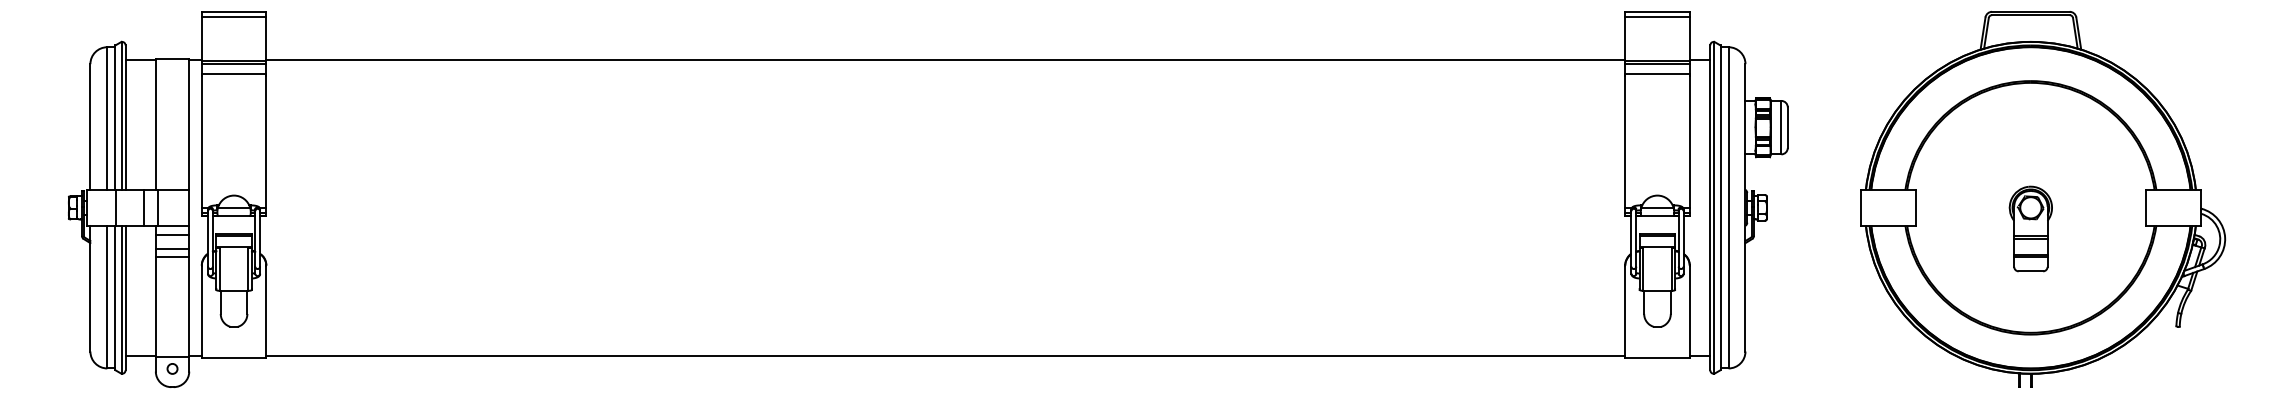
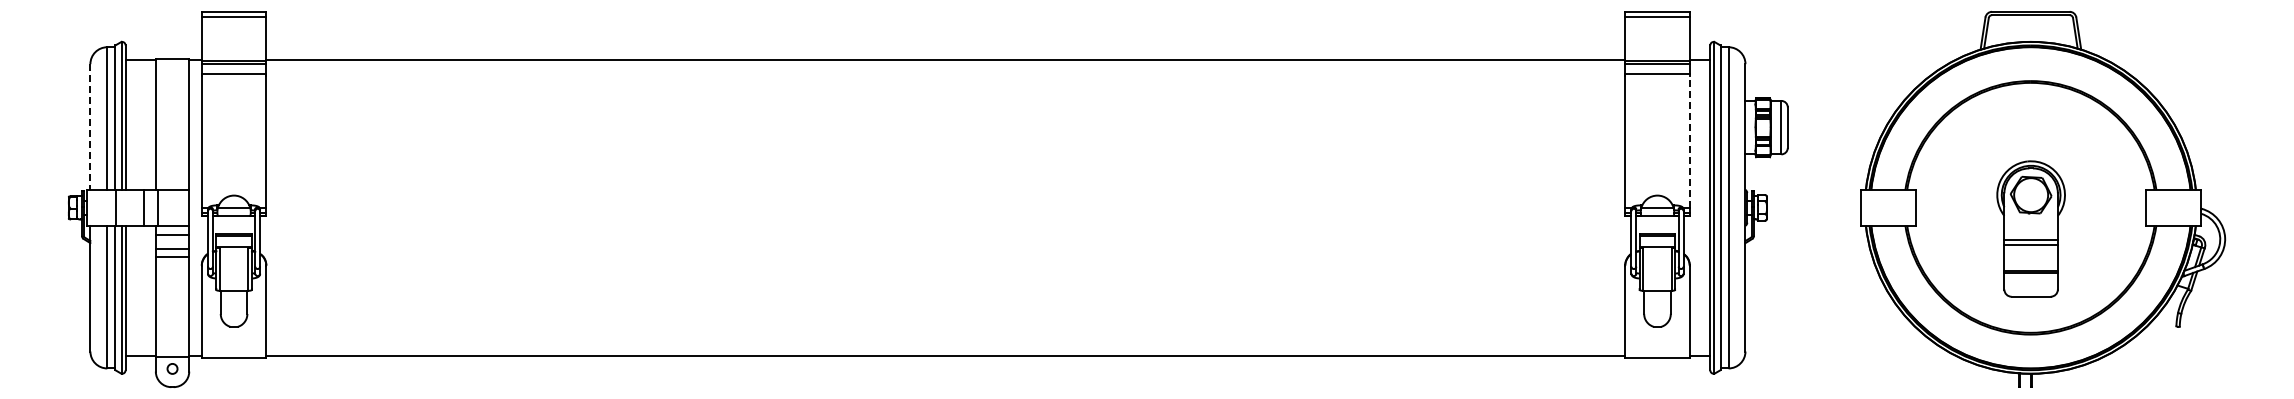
line: solid -> dashed (90, 127)
line: solid -> dashed (1689, 141)
part size: 45x88 px -> 70x138 px (2030, 228)
